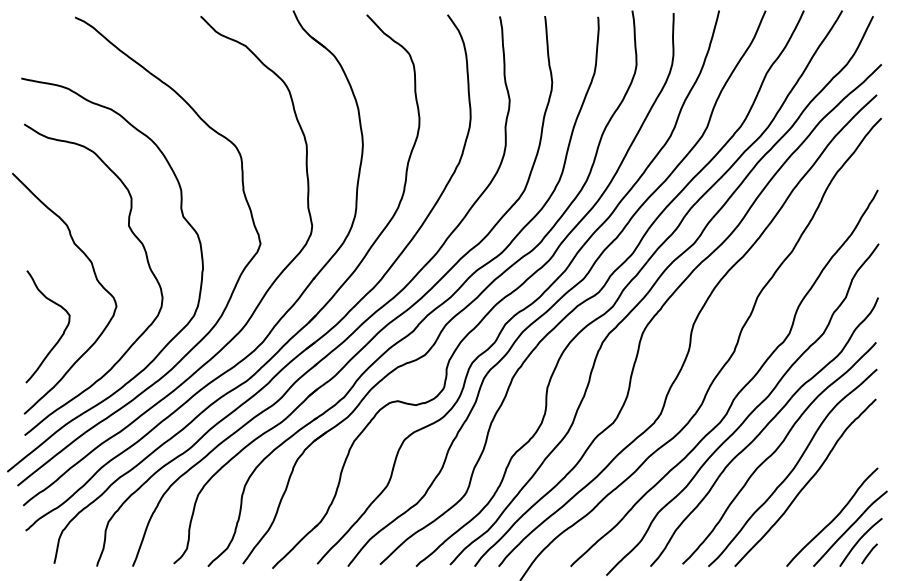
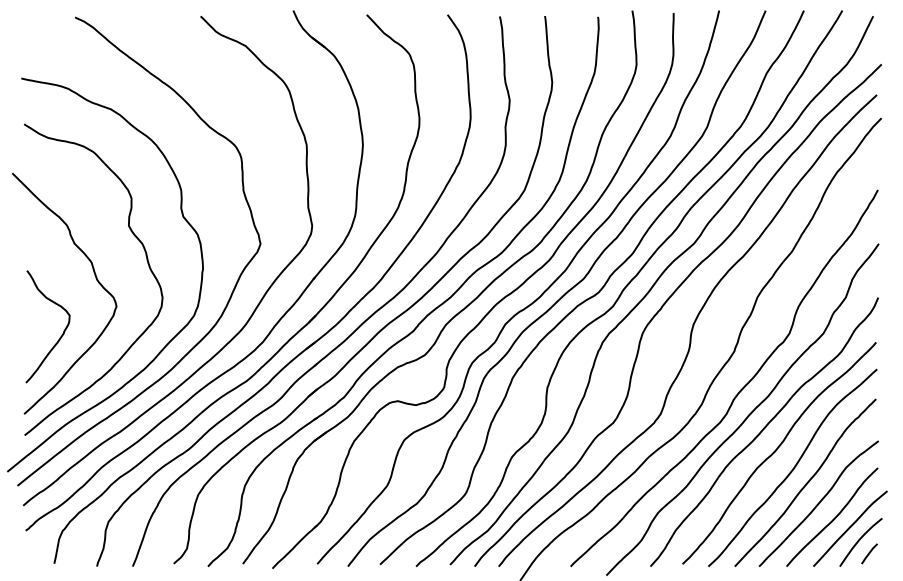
curve: none -> present (818, 503)
